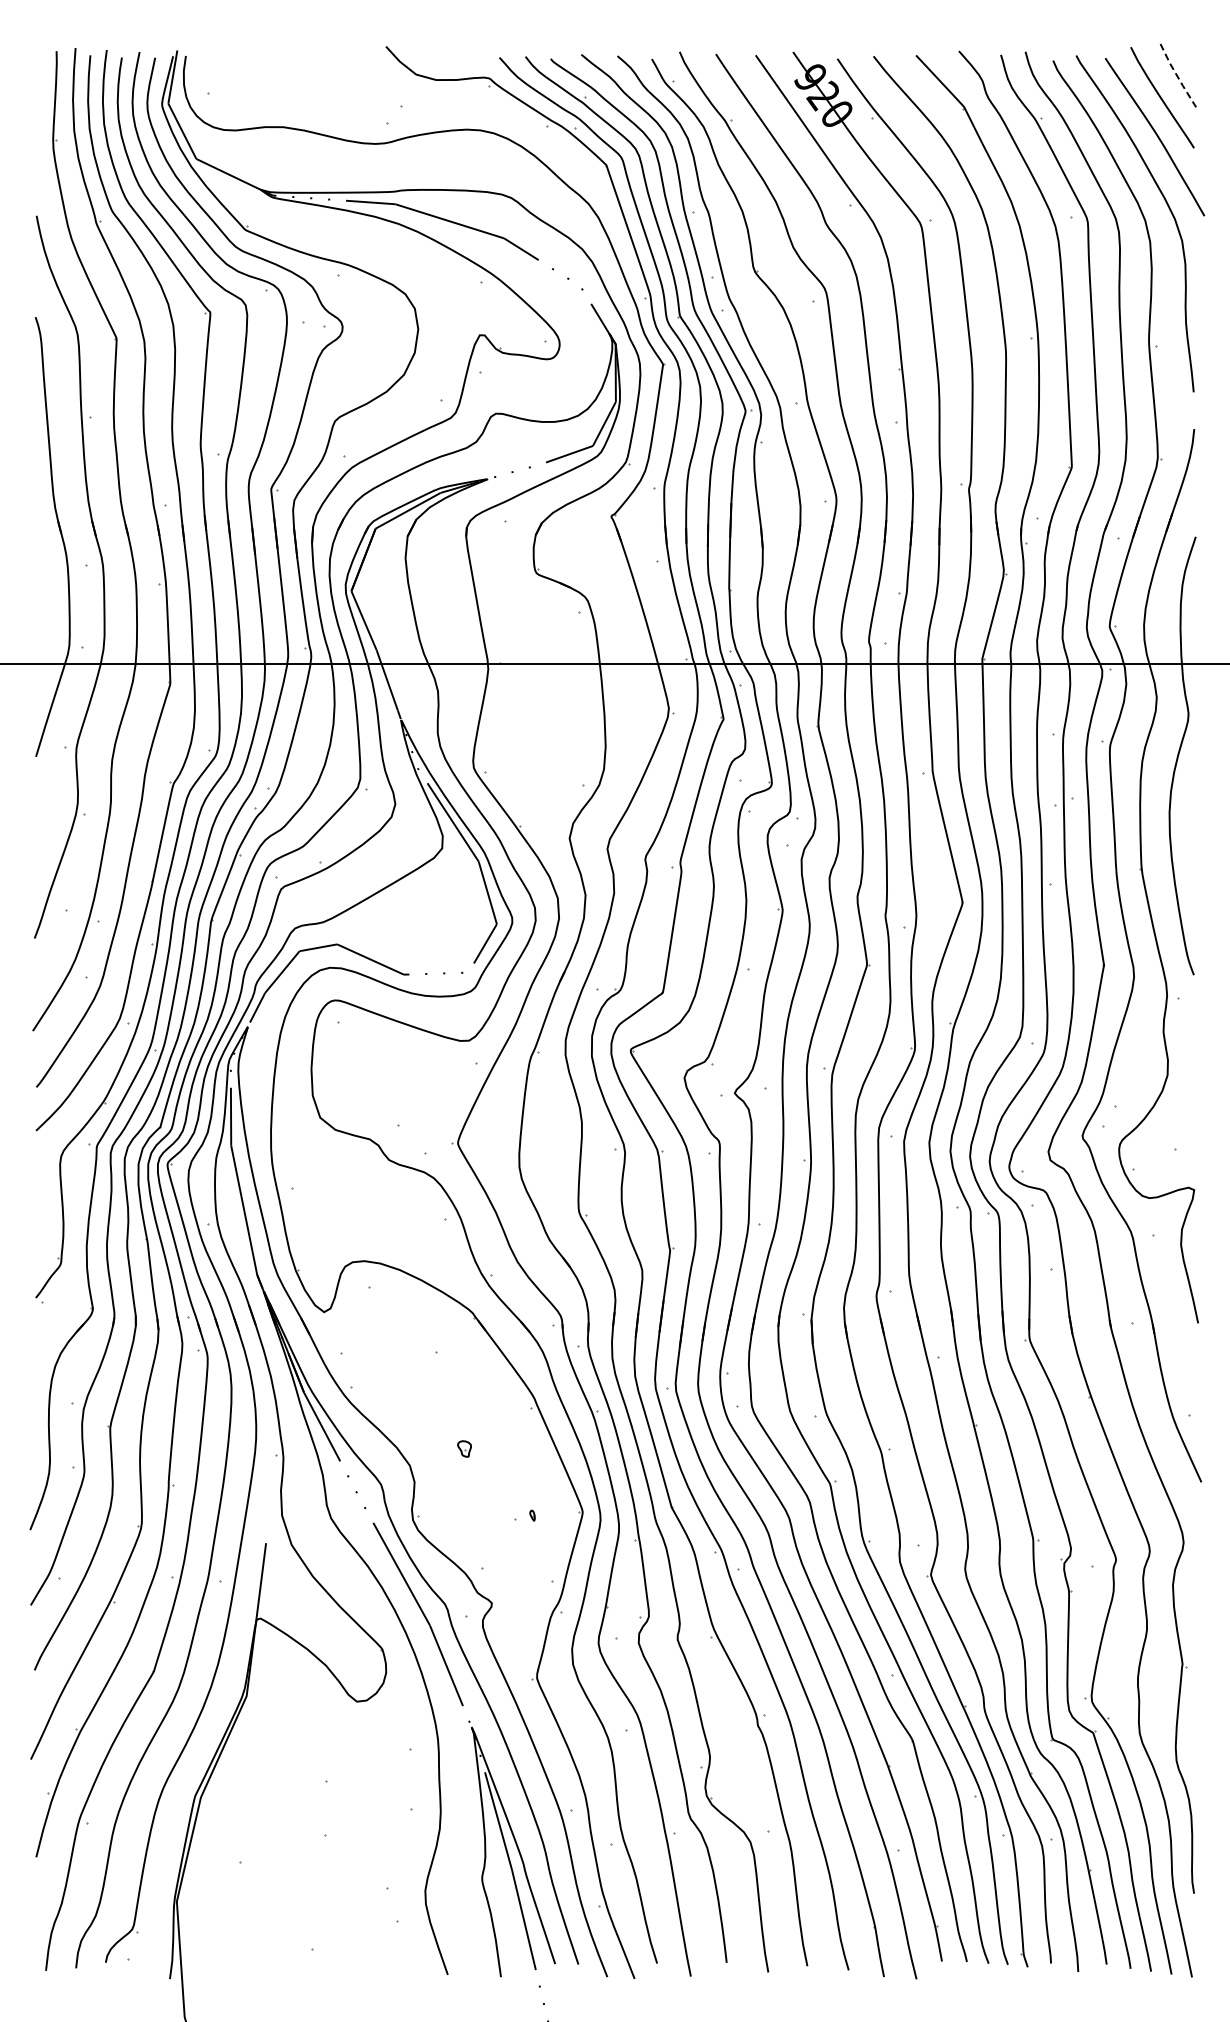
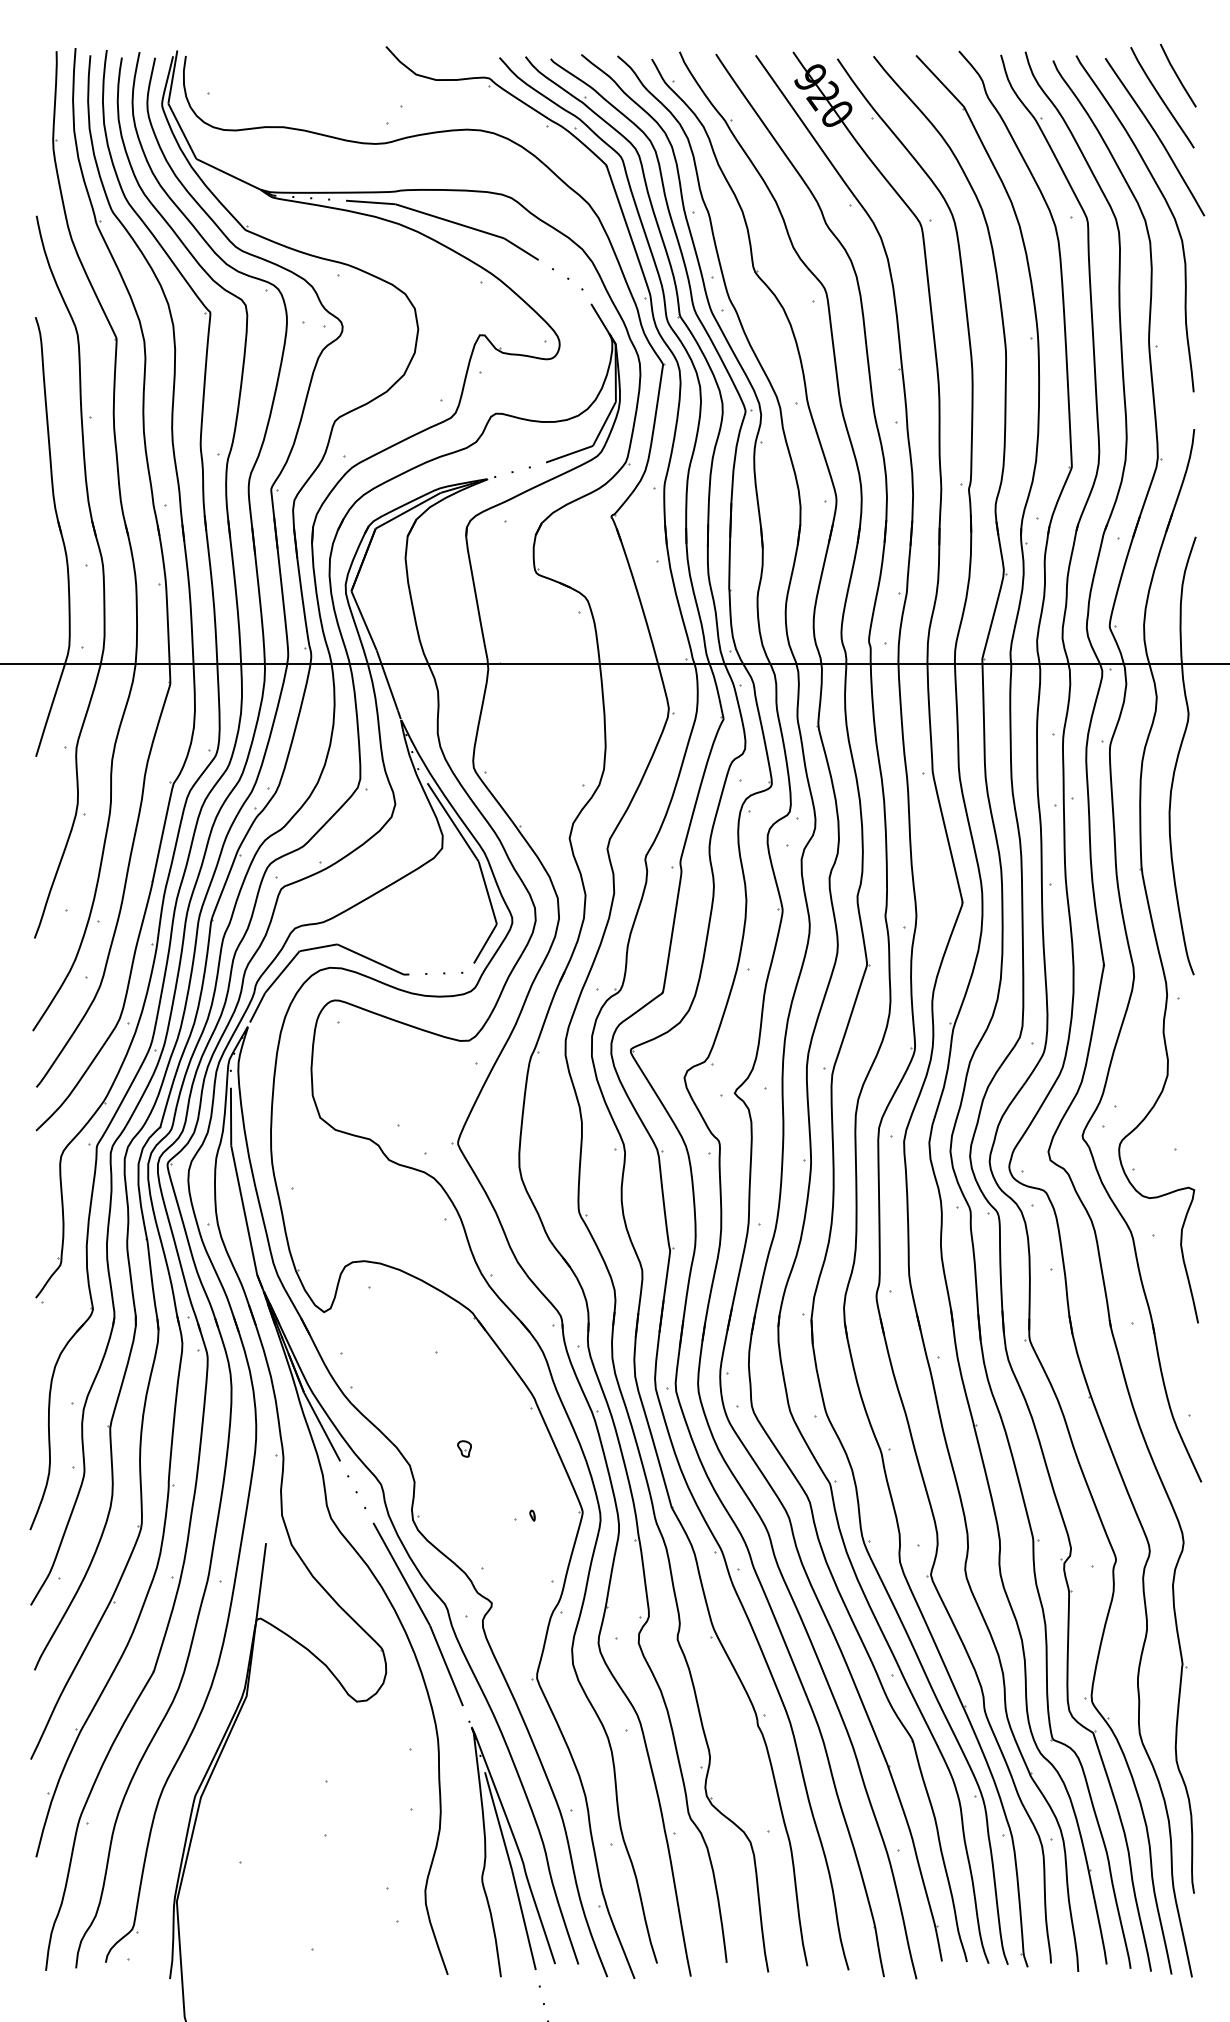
line: dashed -> solid (1177, 76)
